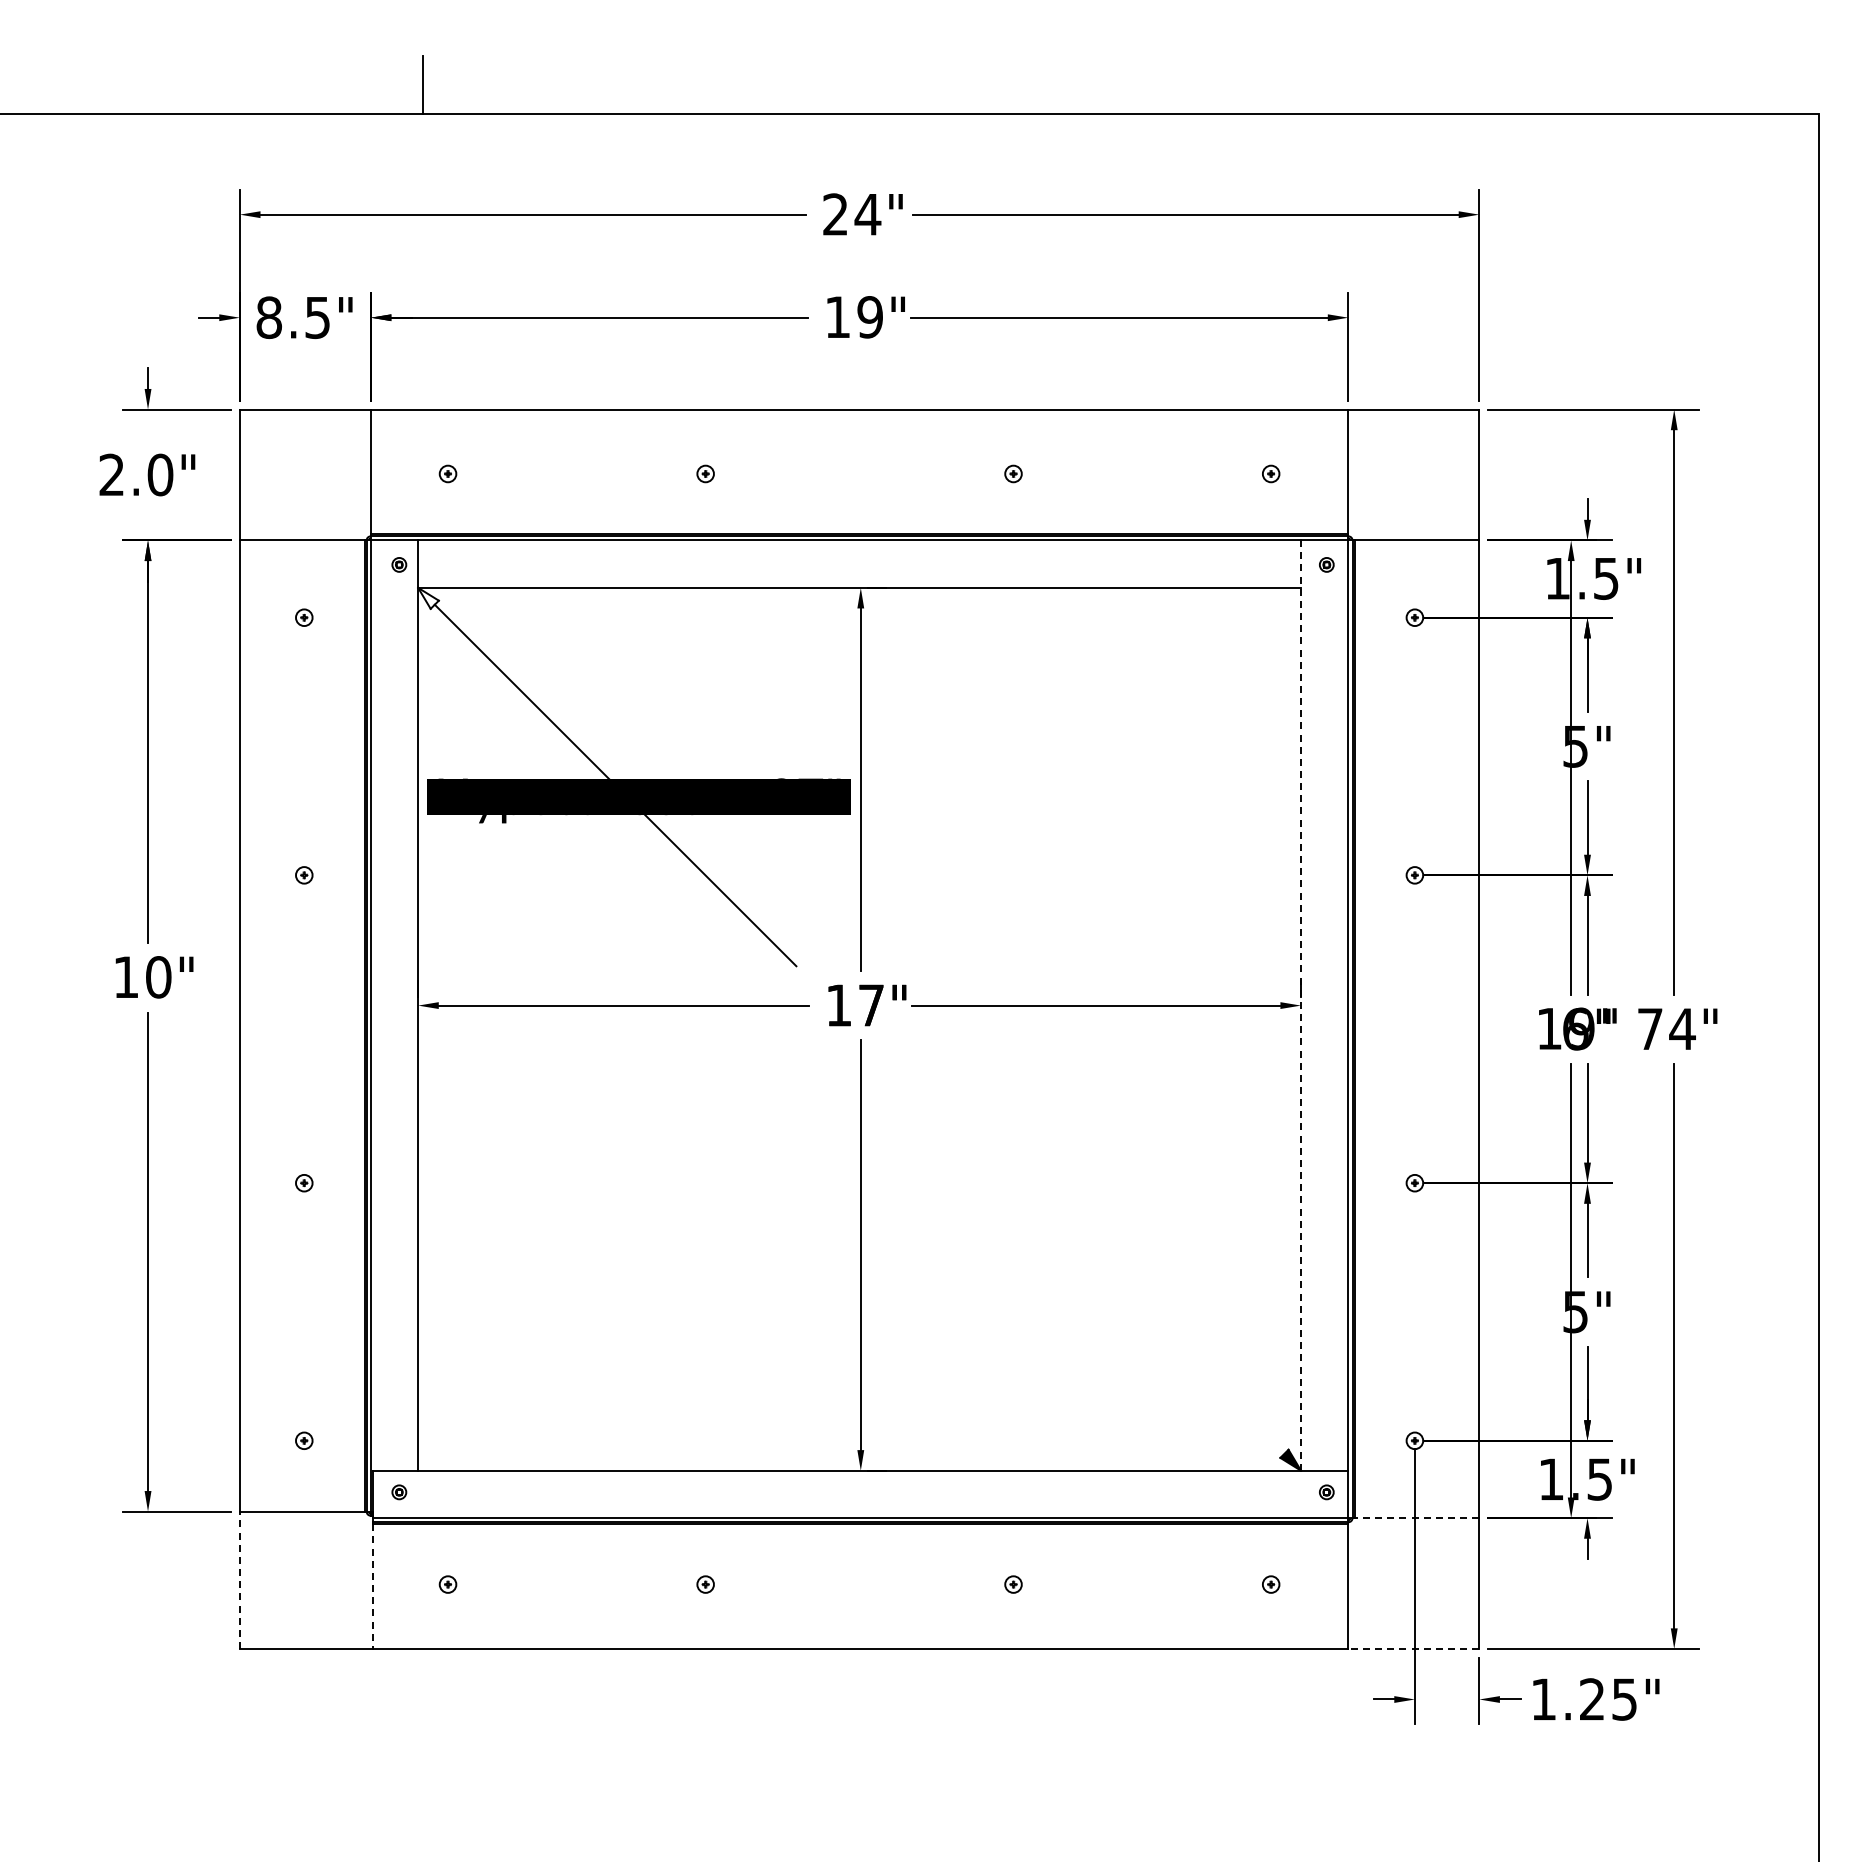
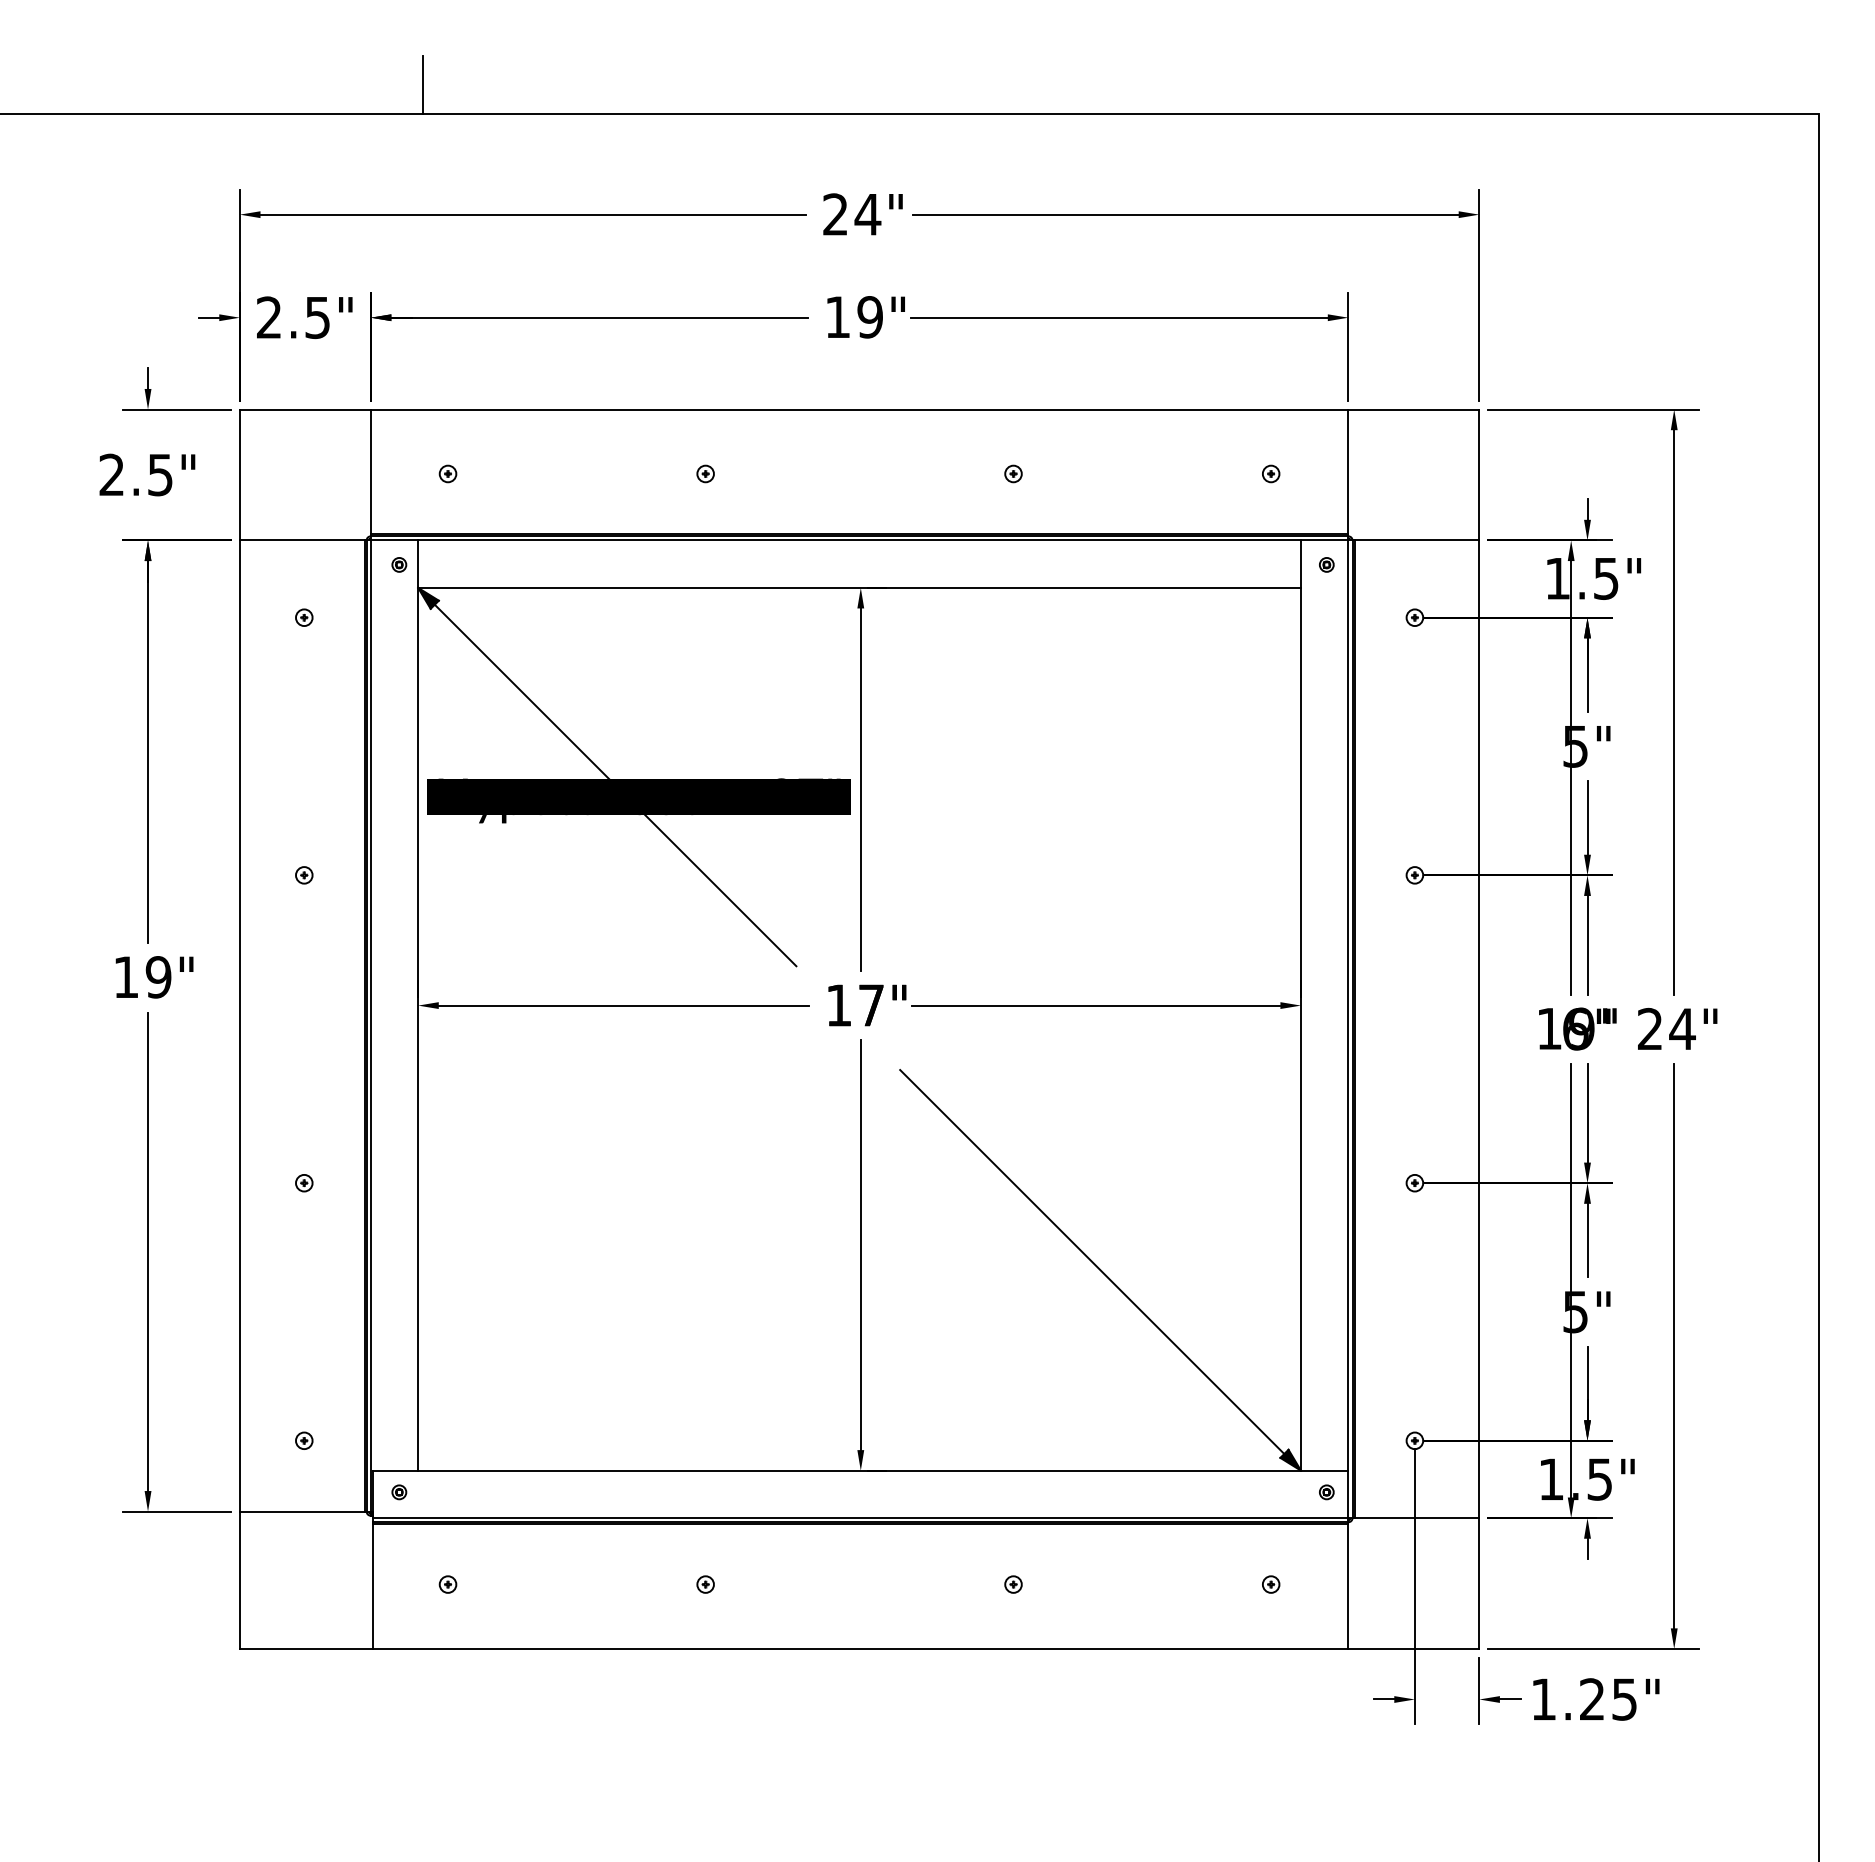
text: 8.5" -> 2.5" (268, 317)
text: 2.0" -> 2.5" (160, 474)
fill: none -> present (428, 597)
text: 10" -> 19" (158, 977)
line: dashed -> solid (1301, 1005)
text: 74" -> 24" (1650, 1028)
line: none -> present (1092, 1261)
line: dashed -> solid (1416, 1518)
line: dashed -> solid (239, 1580)
line: dashed -> solid (373, 1587)
line: dashed -> solid (1413, 1649)
